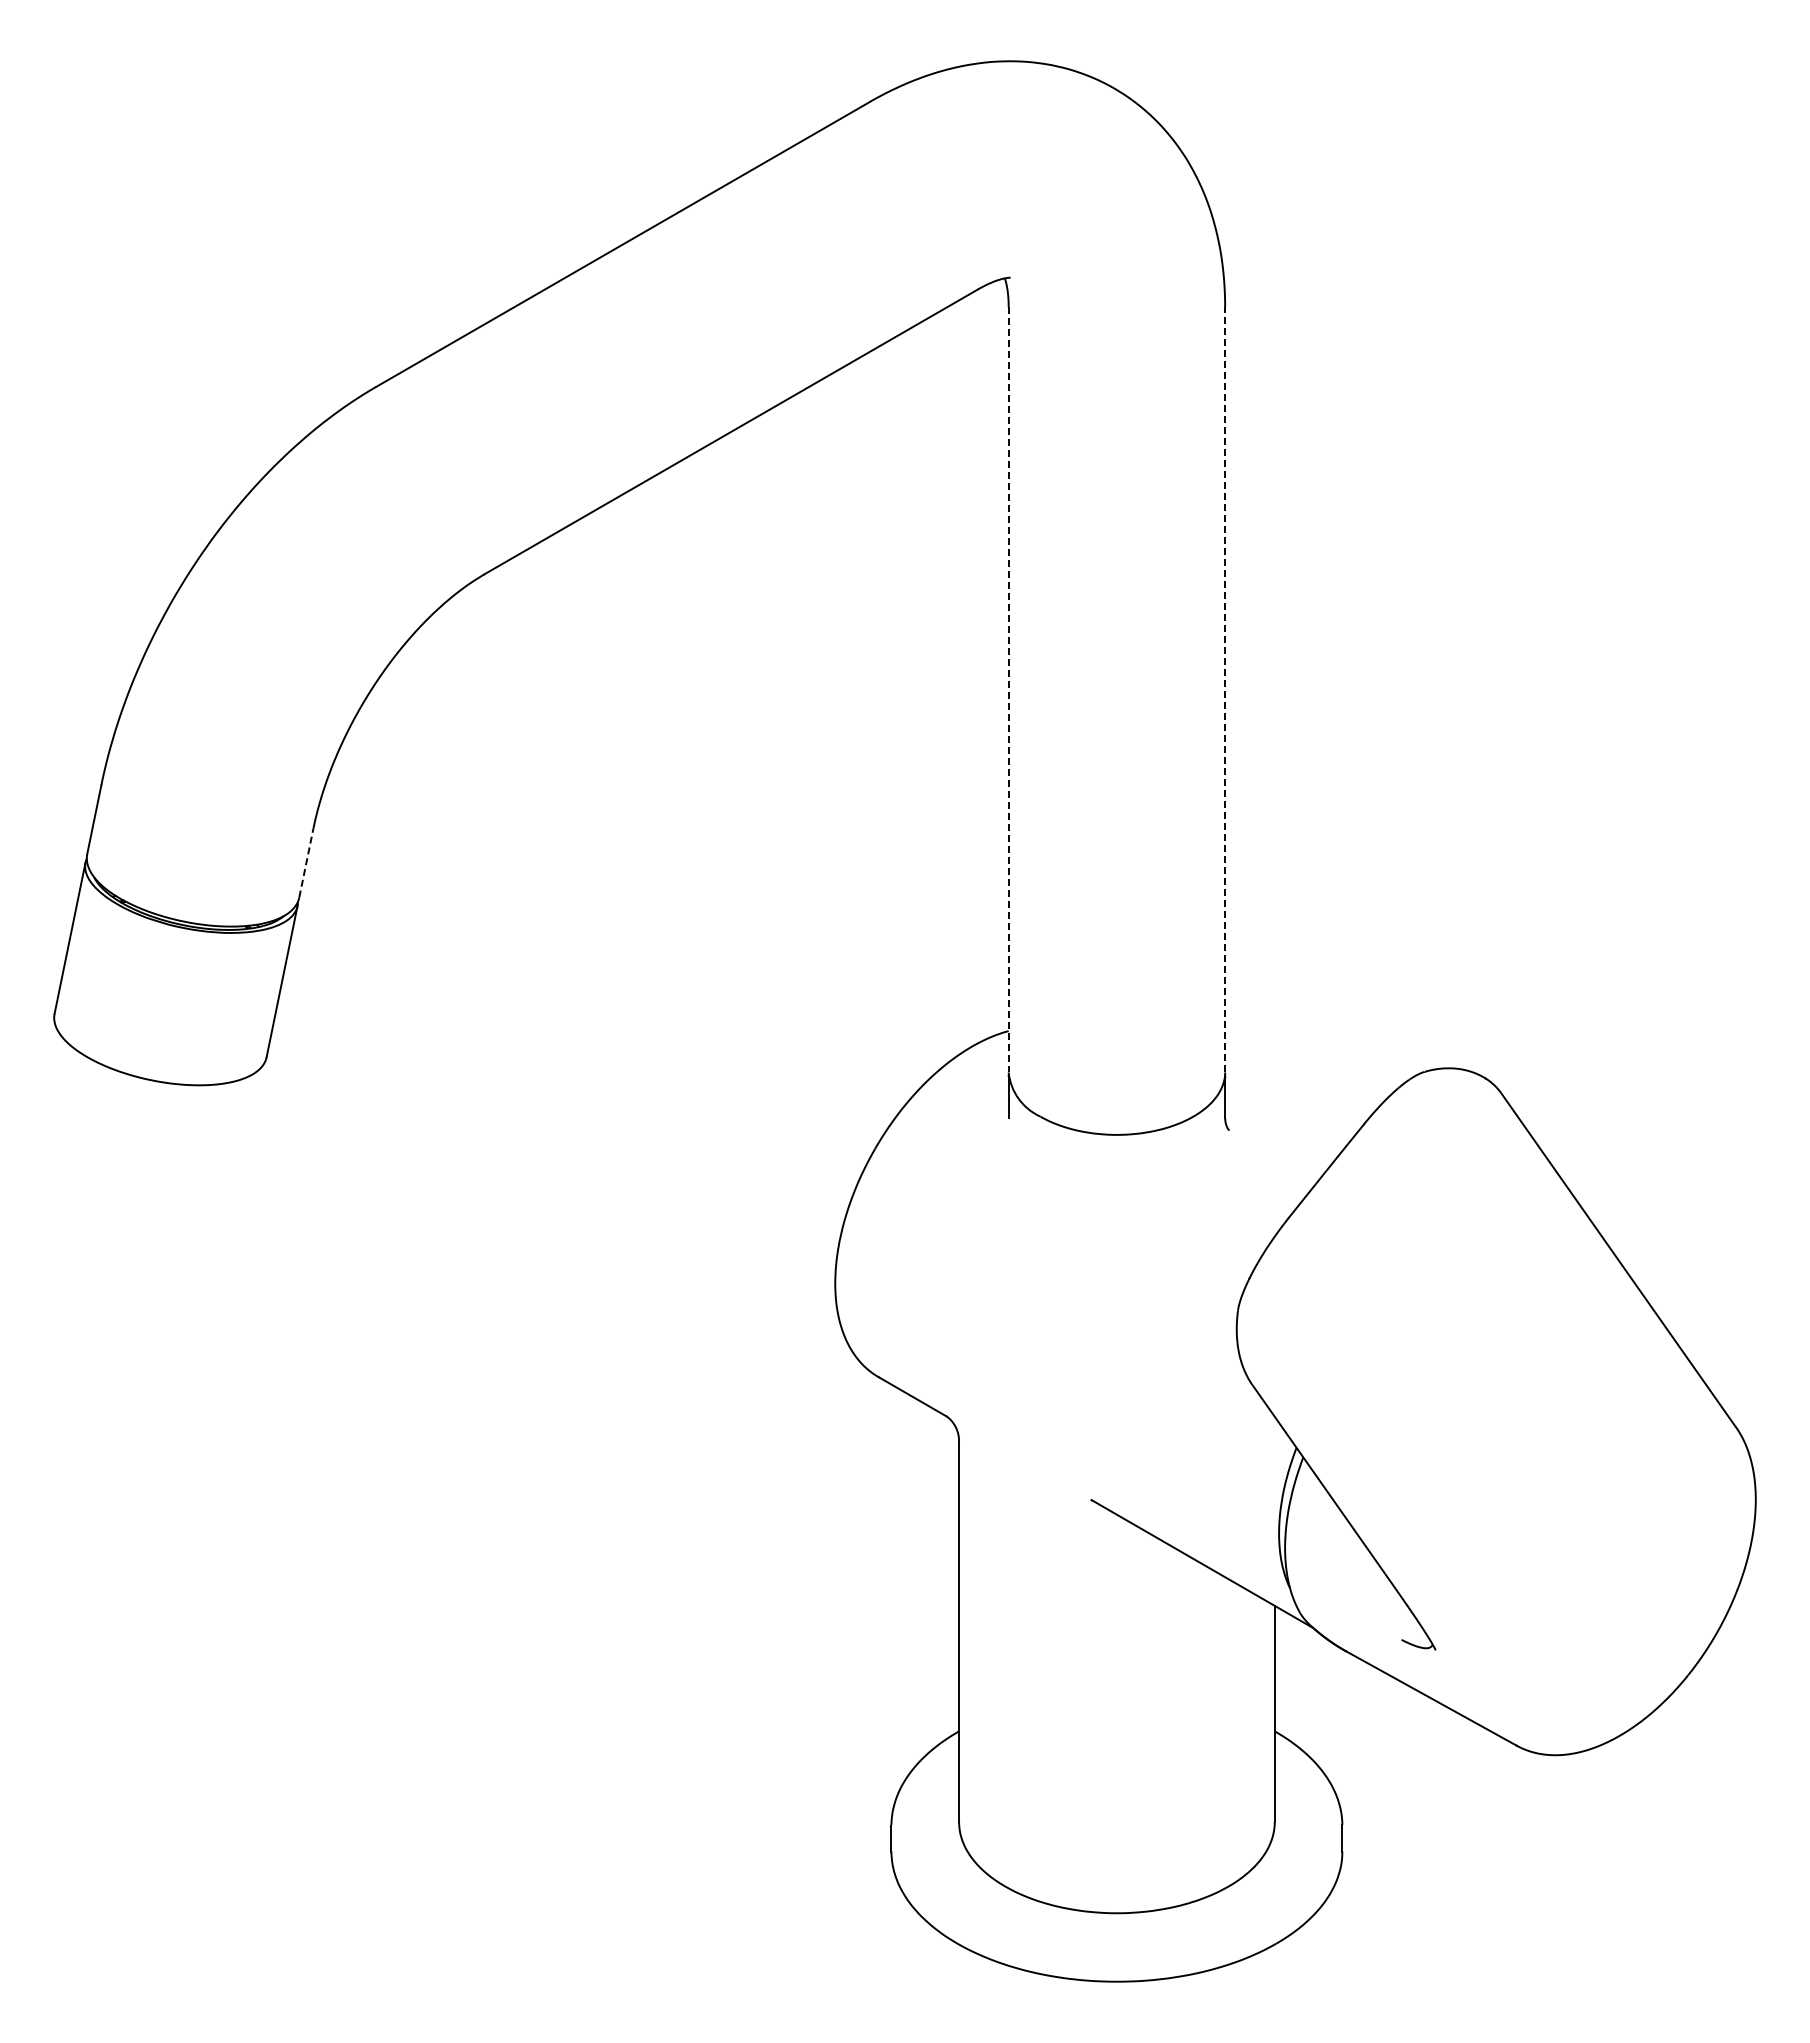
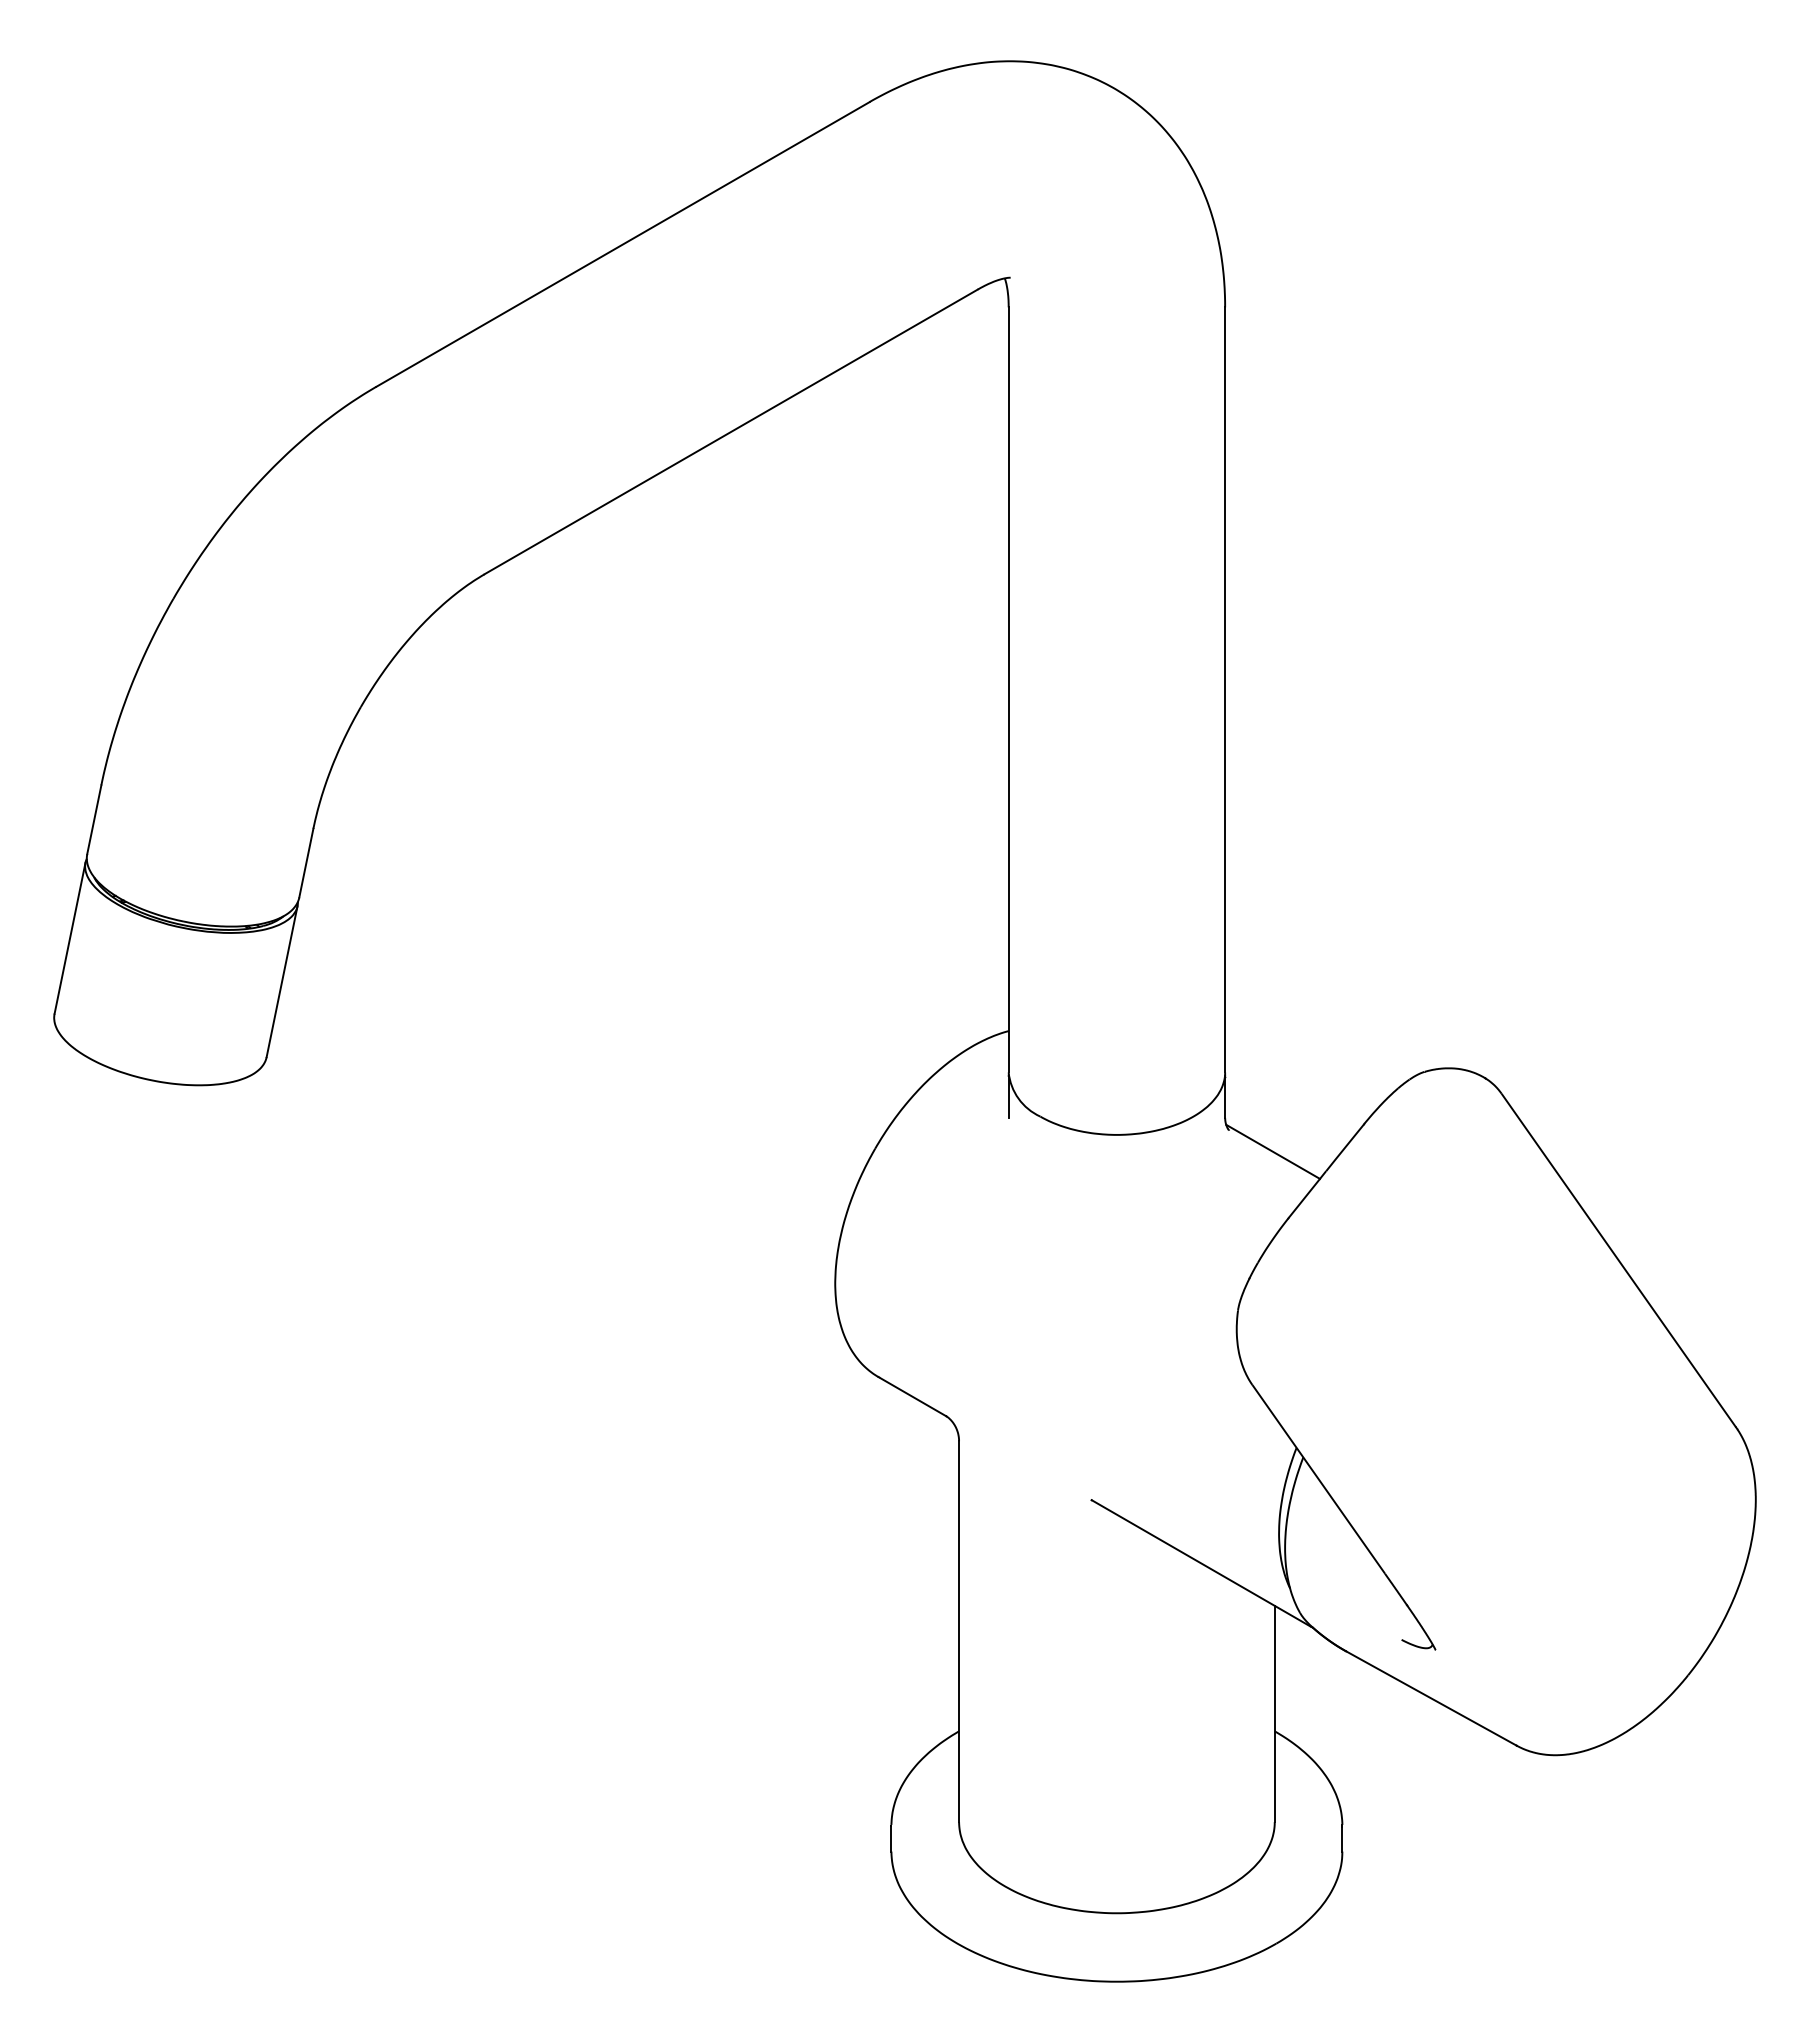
line: dashed -> solid (1225, 689)
line: dashed -> solid (1008, 690)
line: dashed -> solid (306, 862)
line: none -> present (1273, 1151)
